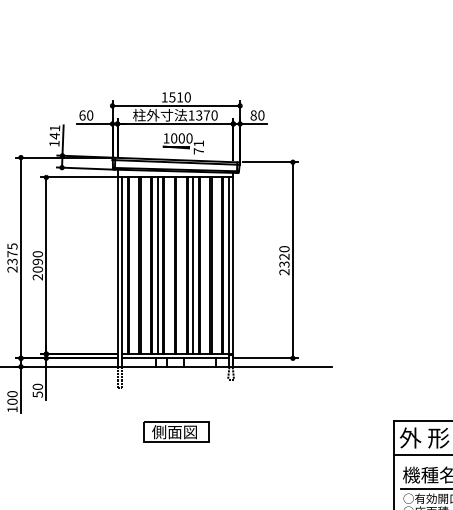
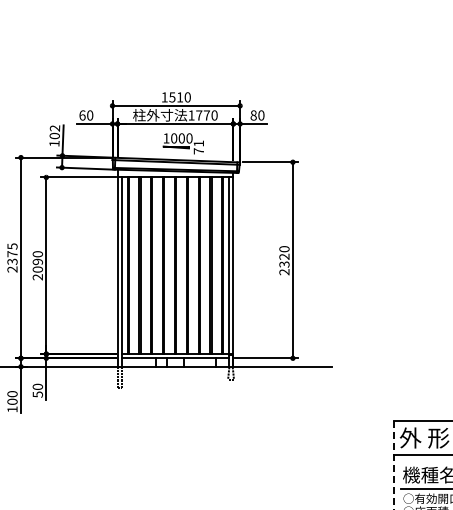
text: 1370 -> 1770 (199, 115)
text: 141 -> 102 (54, 132)
line: present -> none (157, 265)
line: present -> none (193, 265)
part: present -> none (176, 431)
line: solid -> dashed (394, 465)
